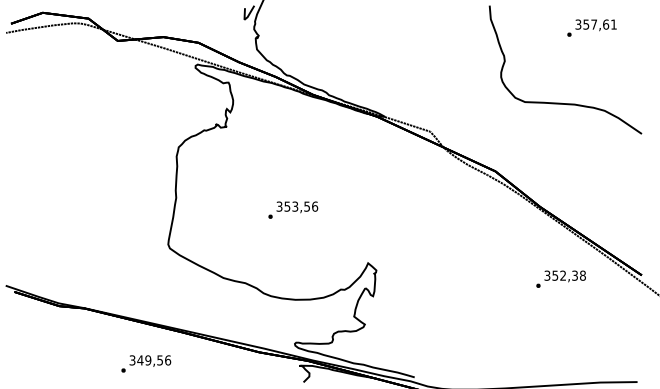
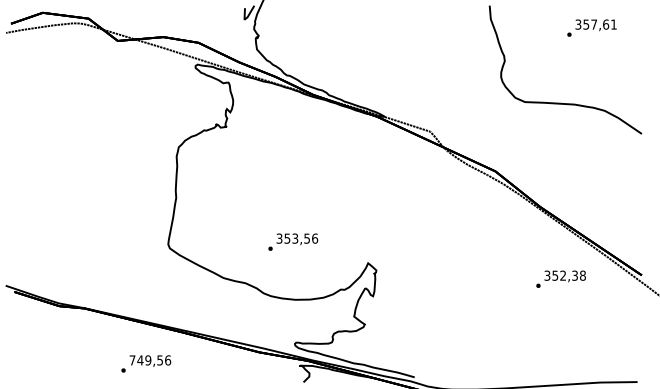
text position: (293, 209) -> (293, 241) (293, 241)
text: 349,56 -> 749,56 (132, 360)
